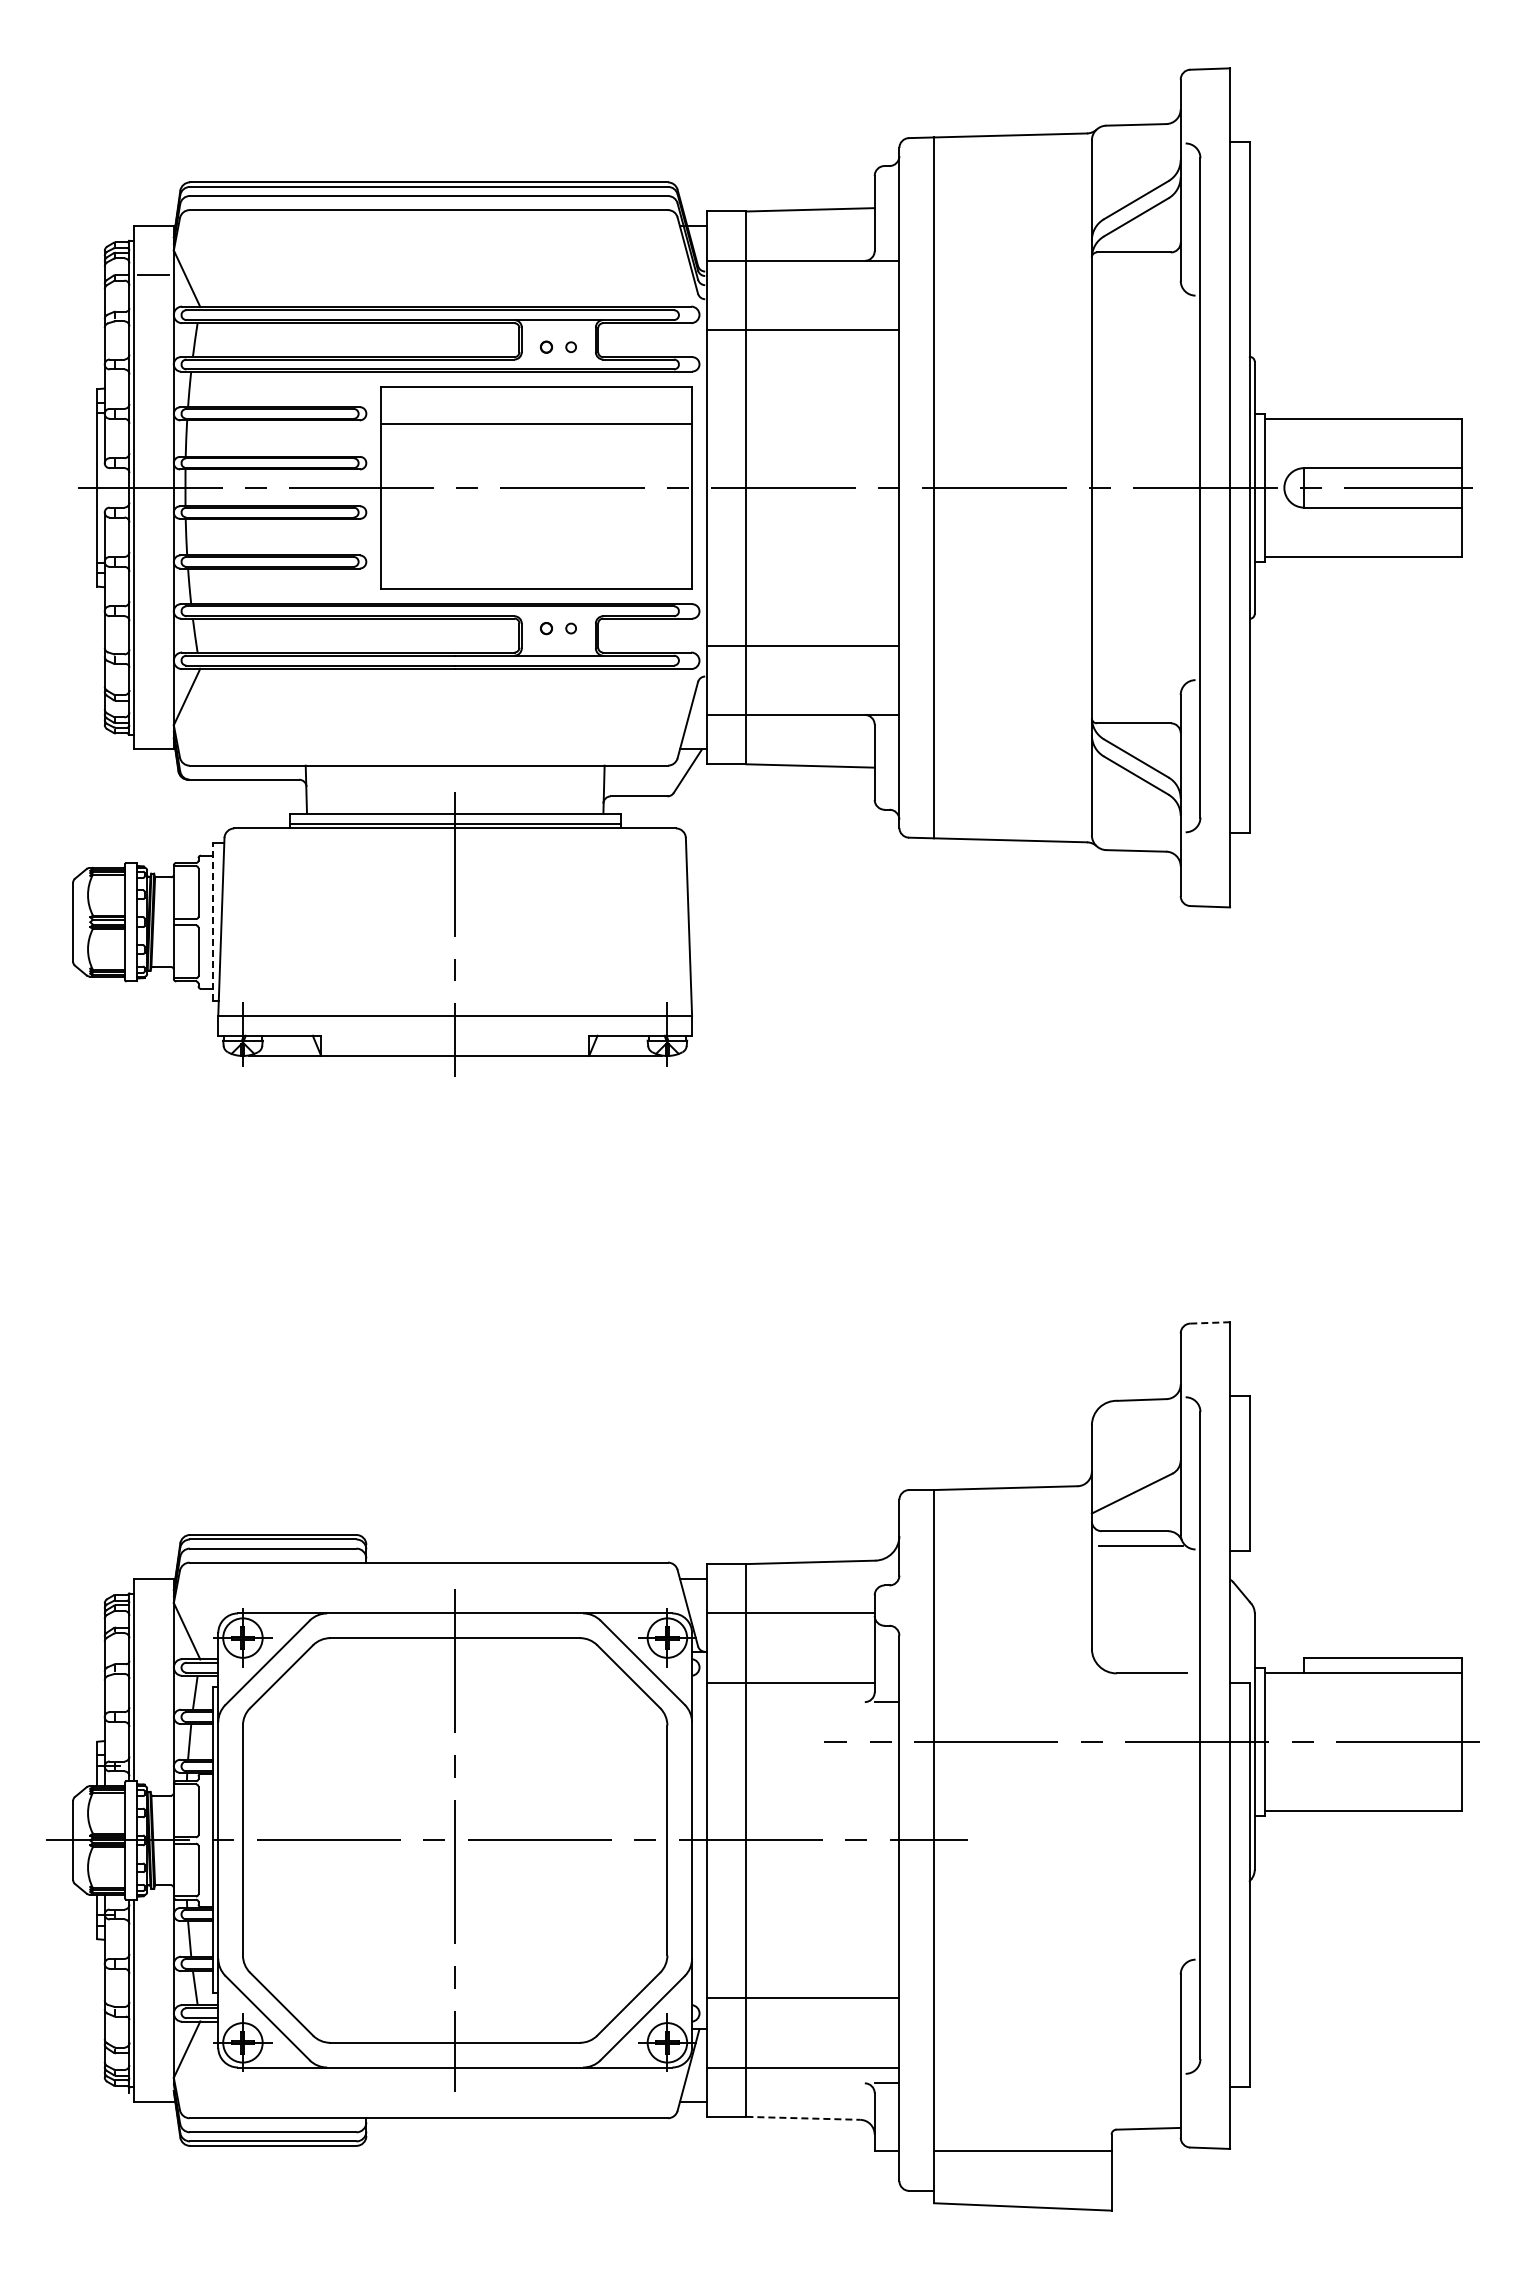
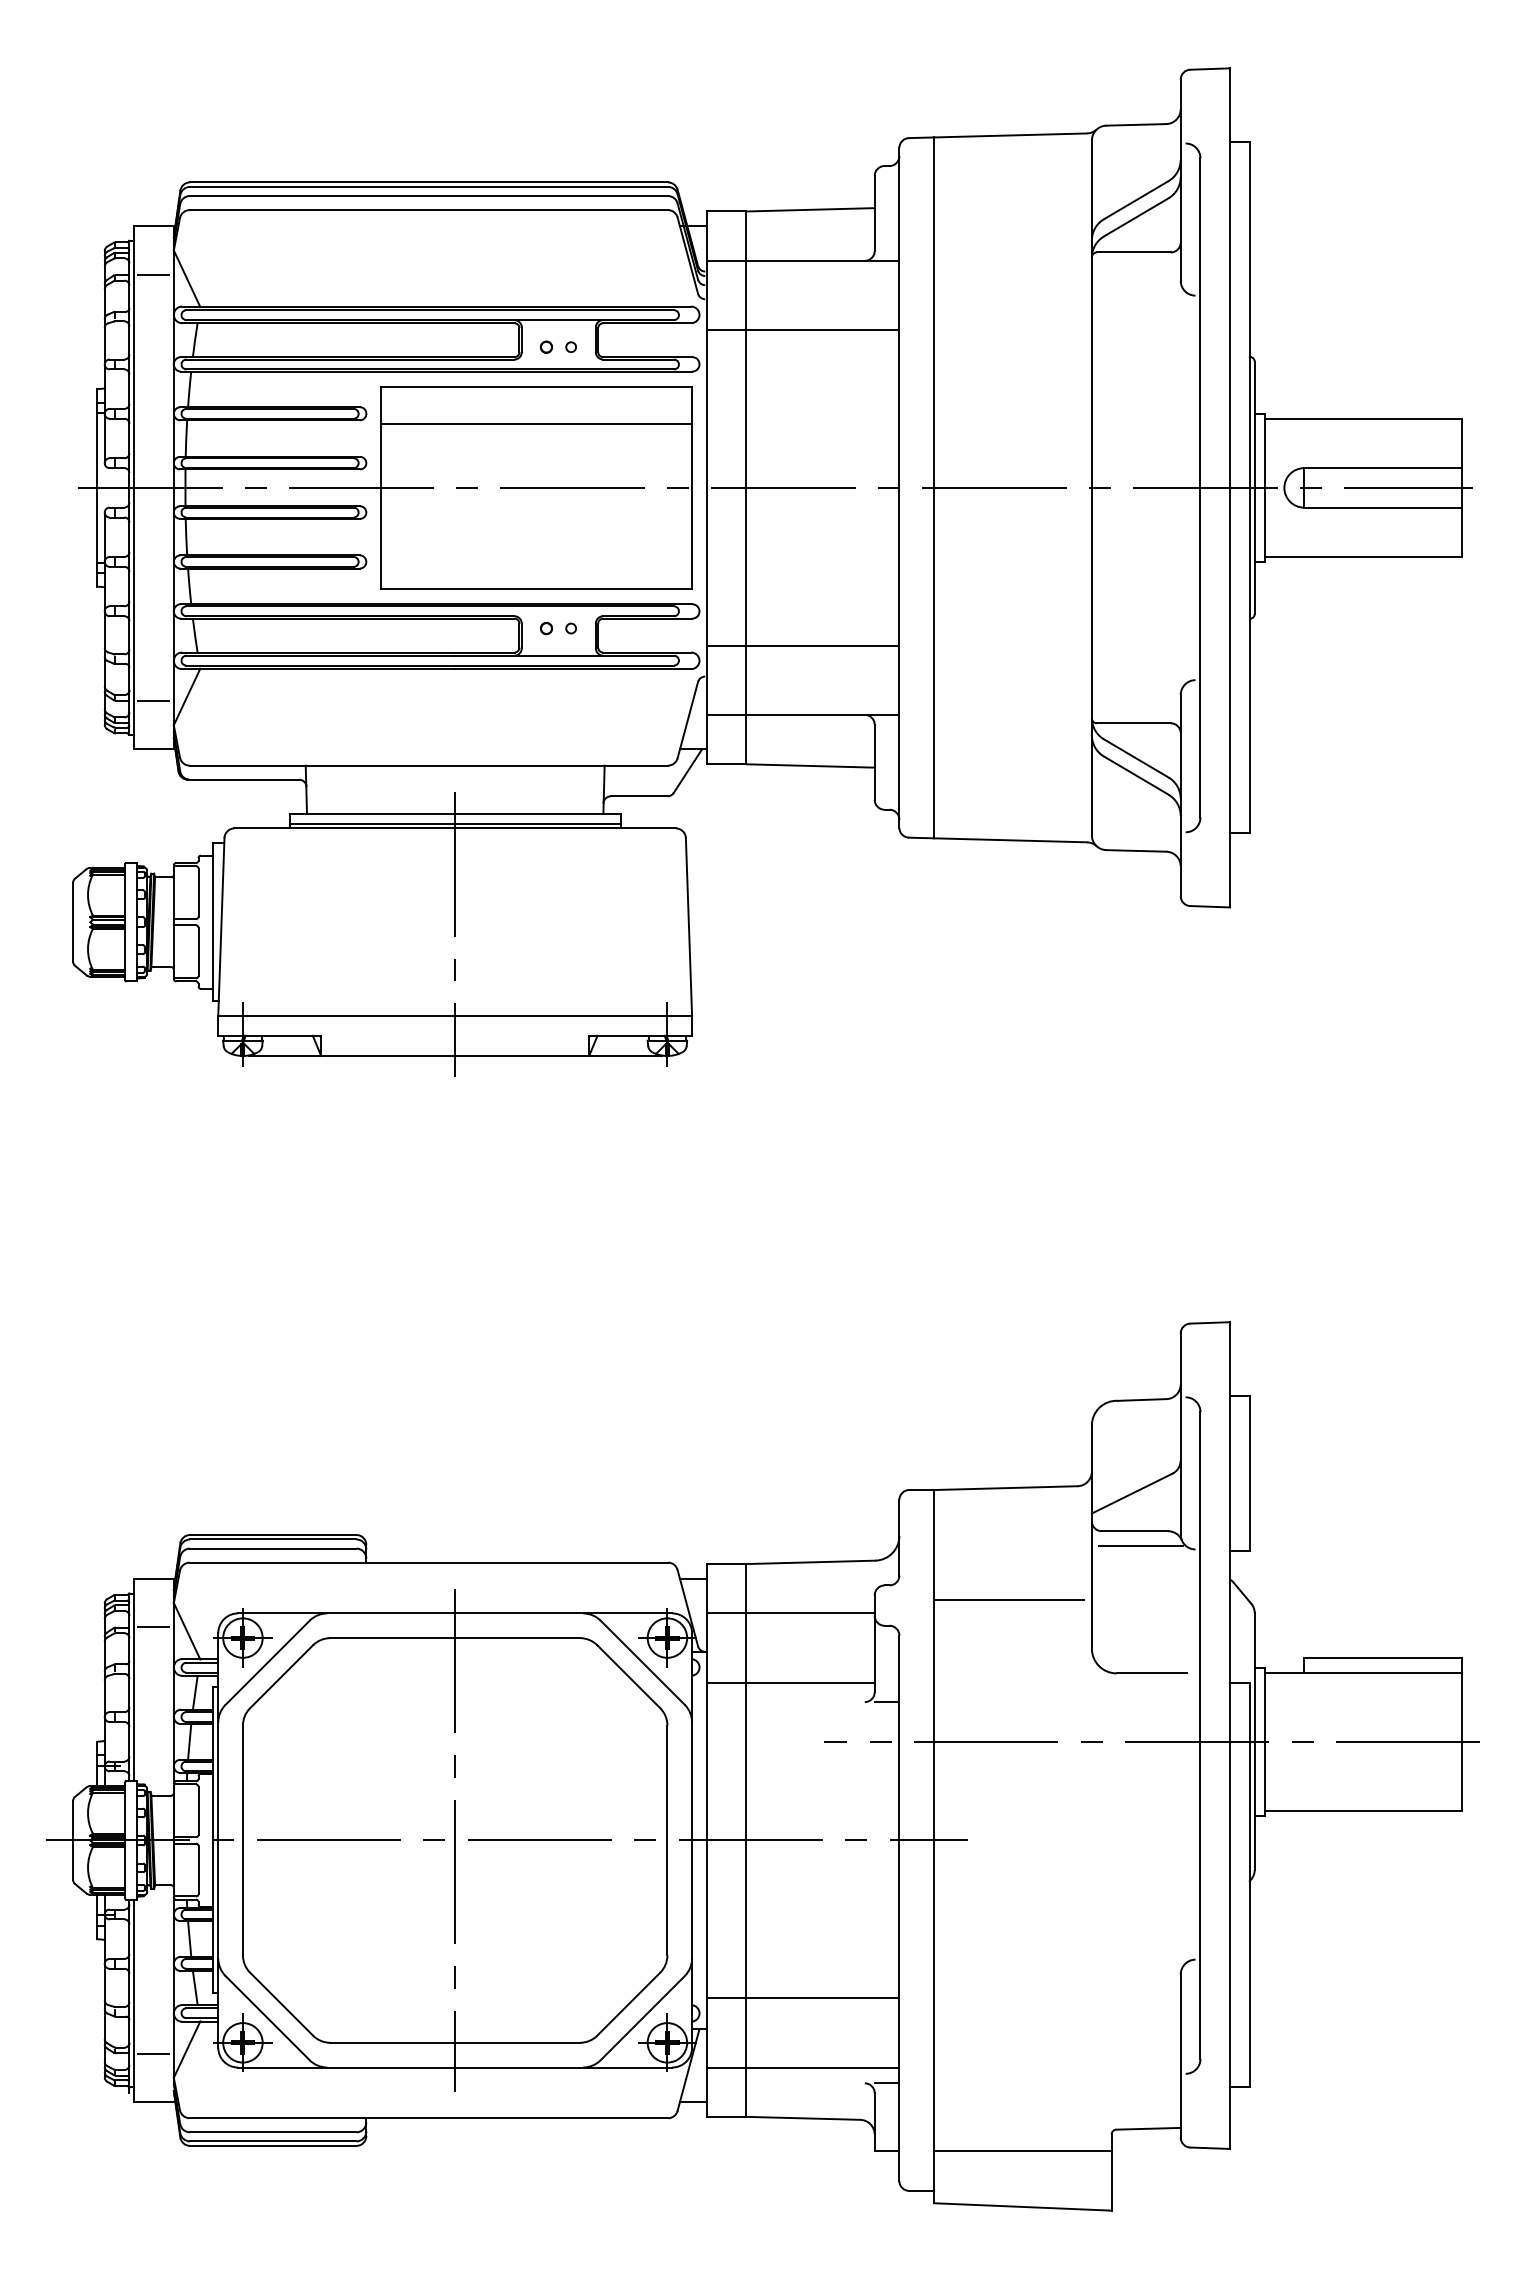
line: none -> present (152, 701)
line: dashed -> solid (213, 922)
line: dashed -> solid (1210, 1322)
line: none -> present (1008, 1599)
line: none -> present (152, 1627)
line: none -> present (152, 2053)
line: dashed -> solid (803, 2118)
